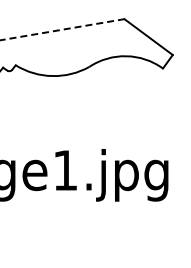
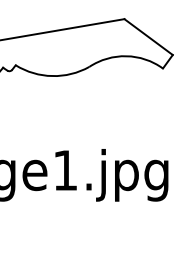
line: dashed -> solid (62, 29)
